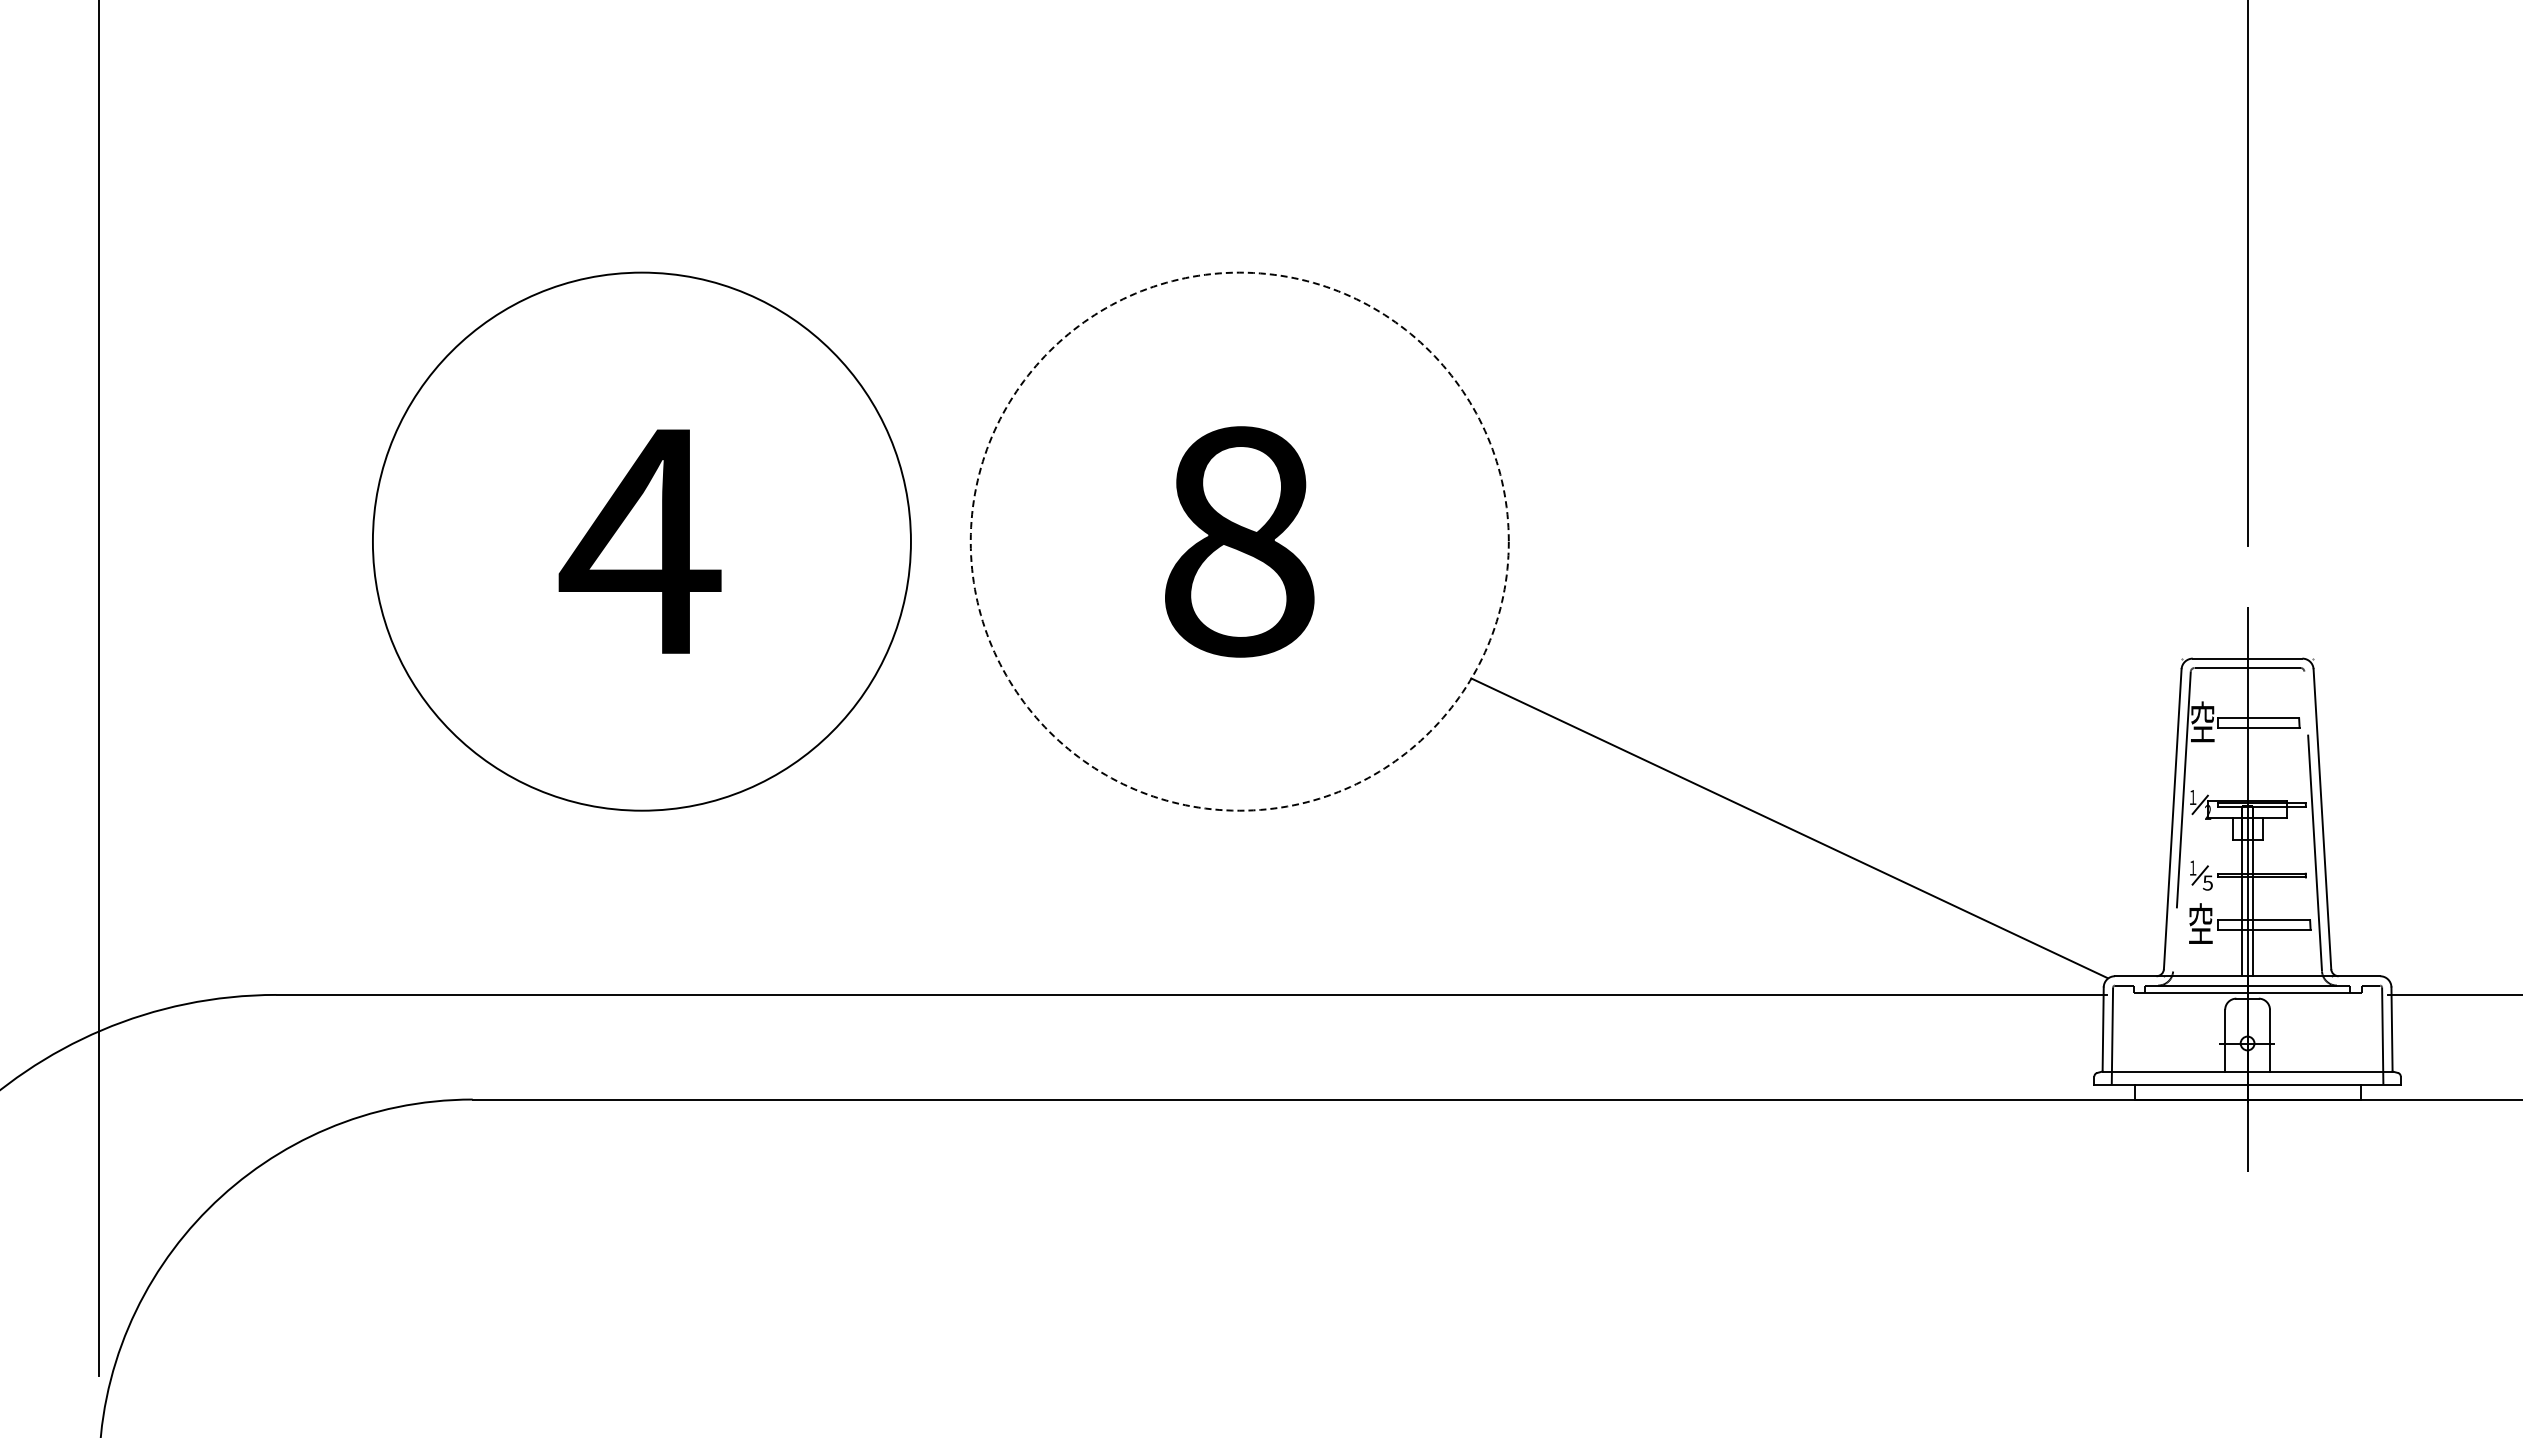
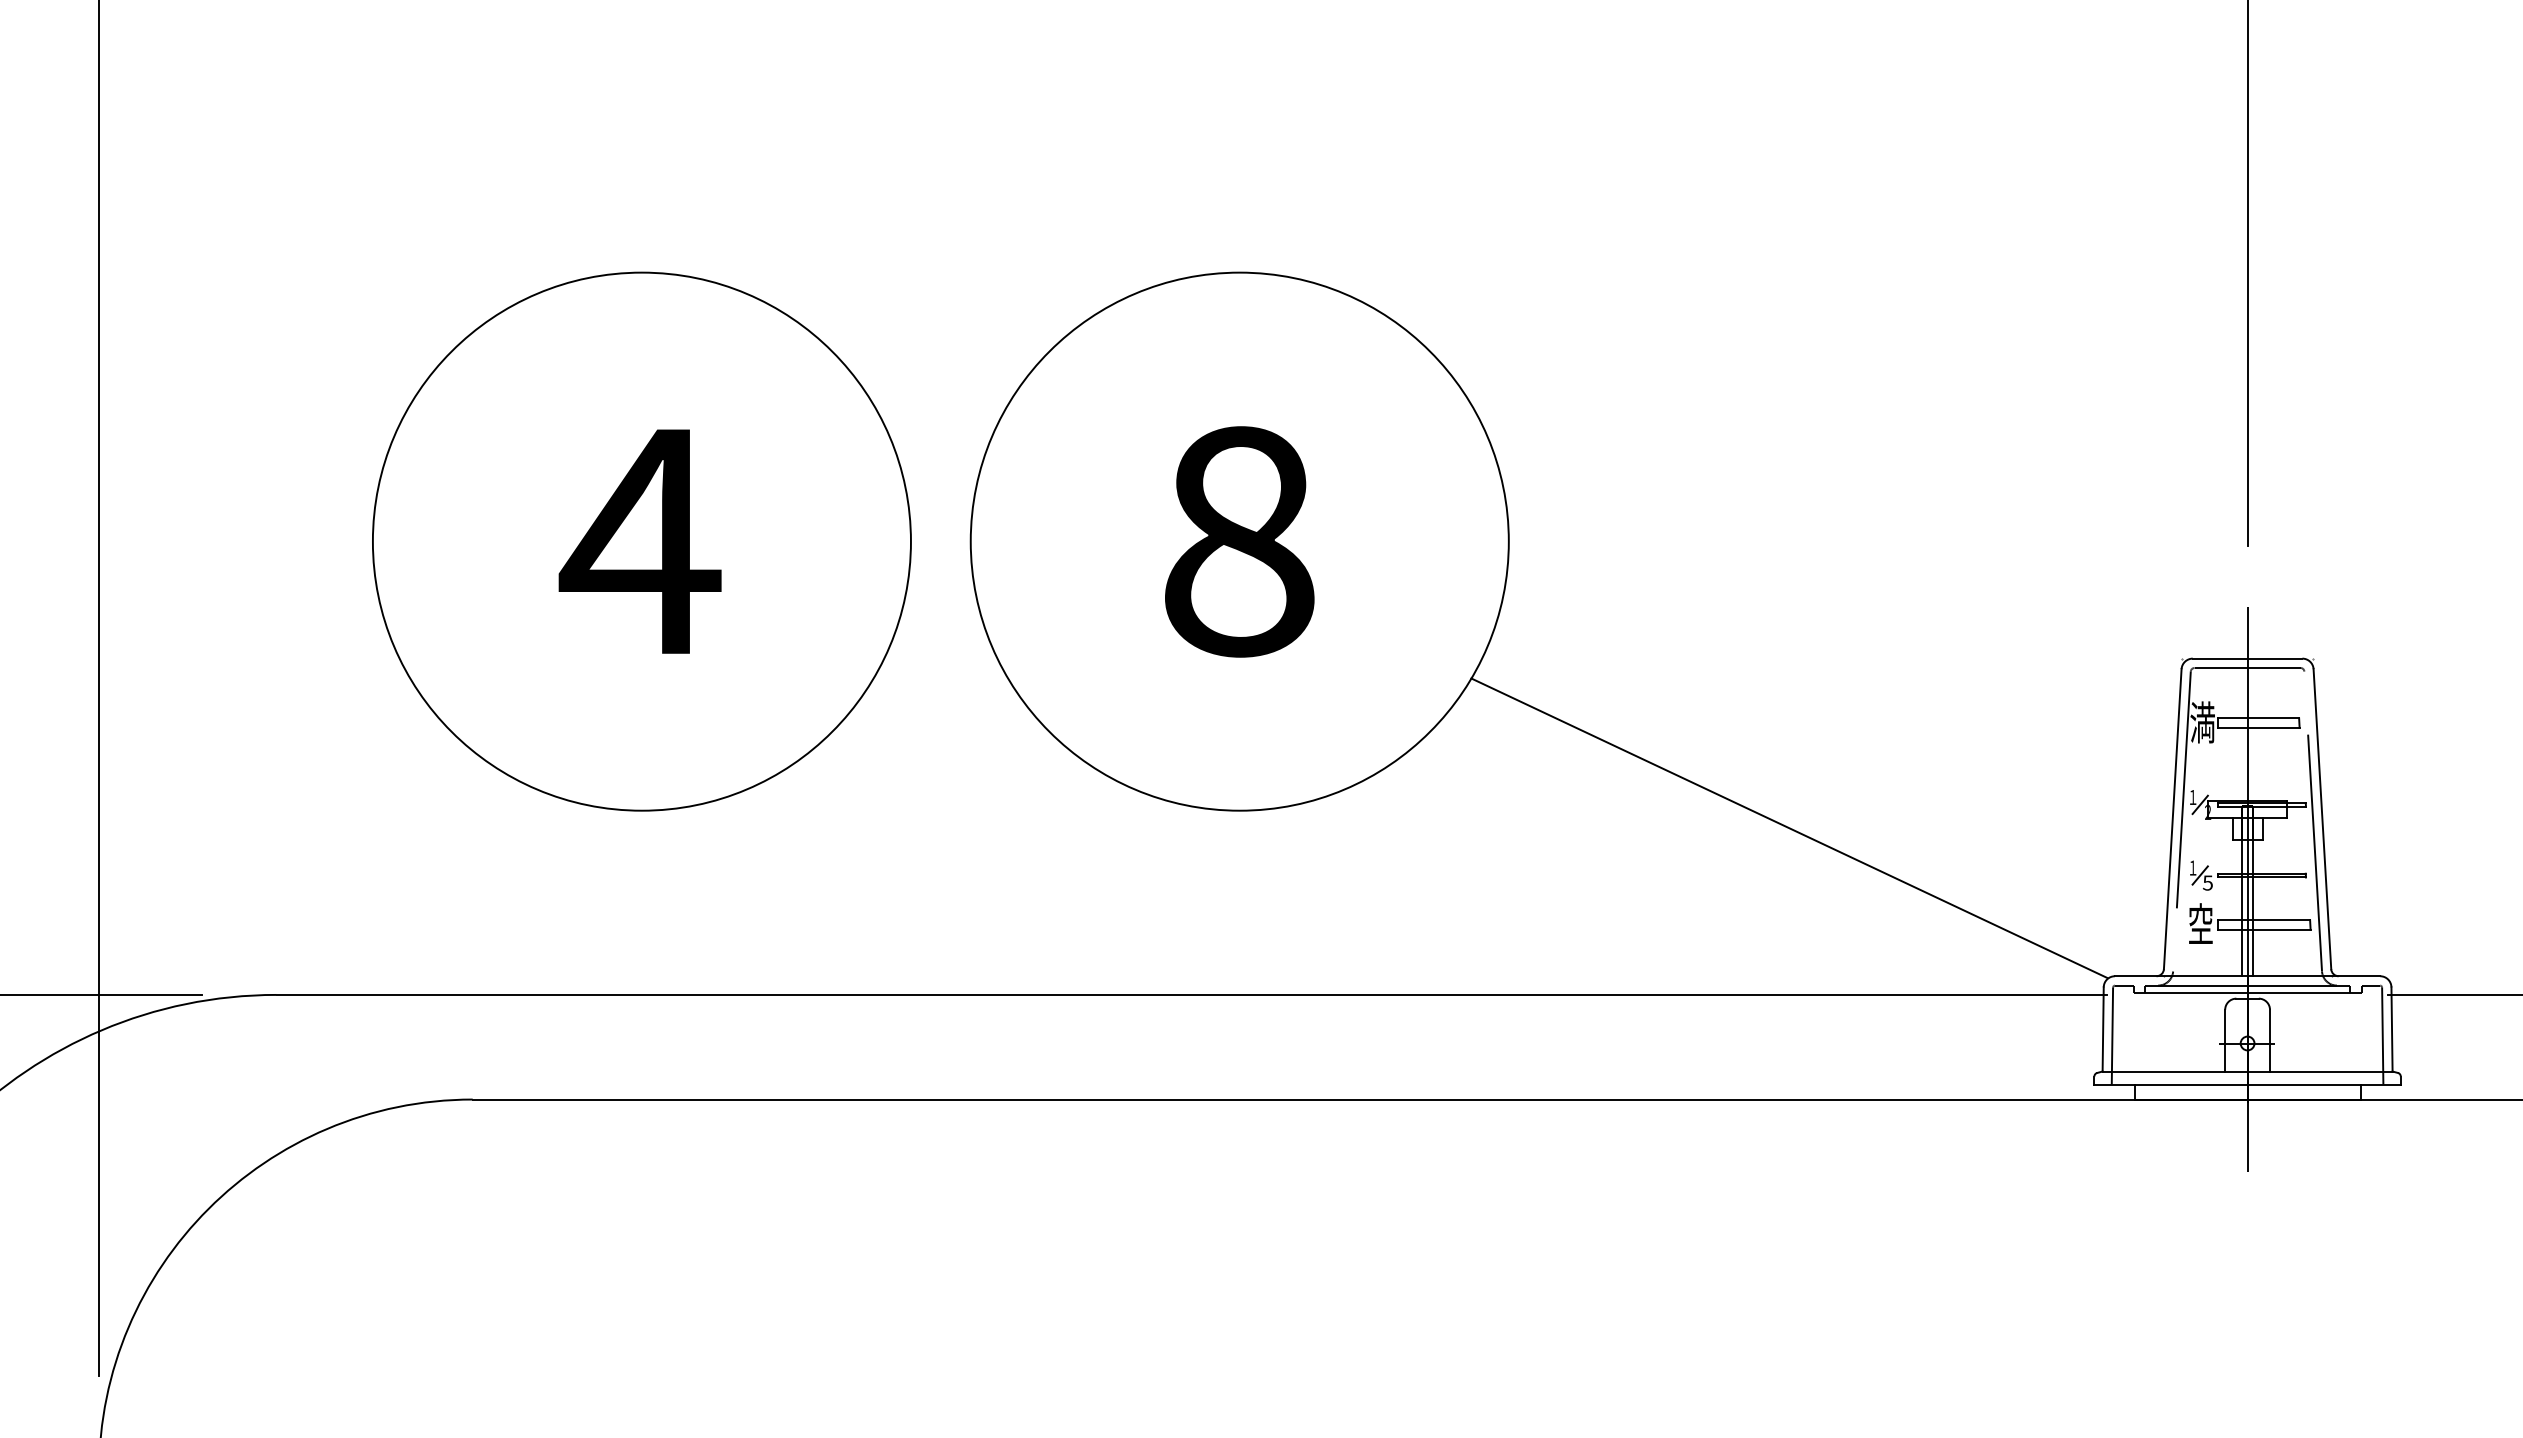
circle: dashed -> solid (1239, 541)
text: 空 -> 満 (2202, 722)
line: none -> present (101, 994)
